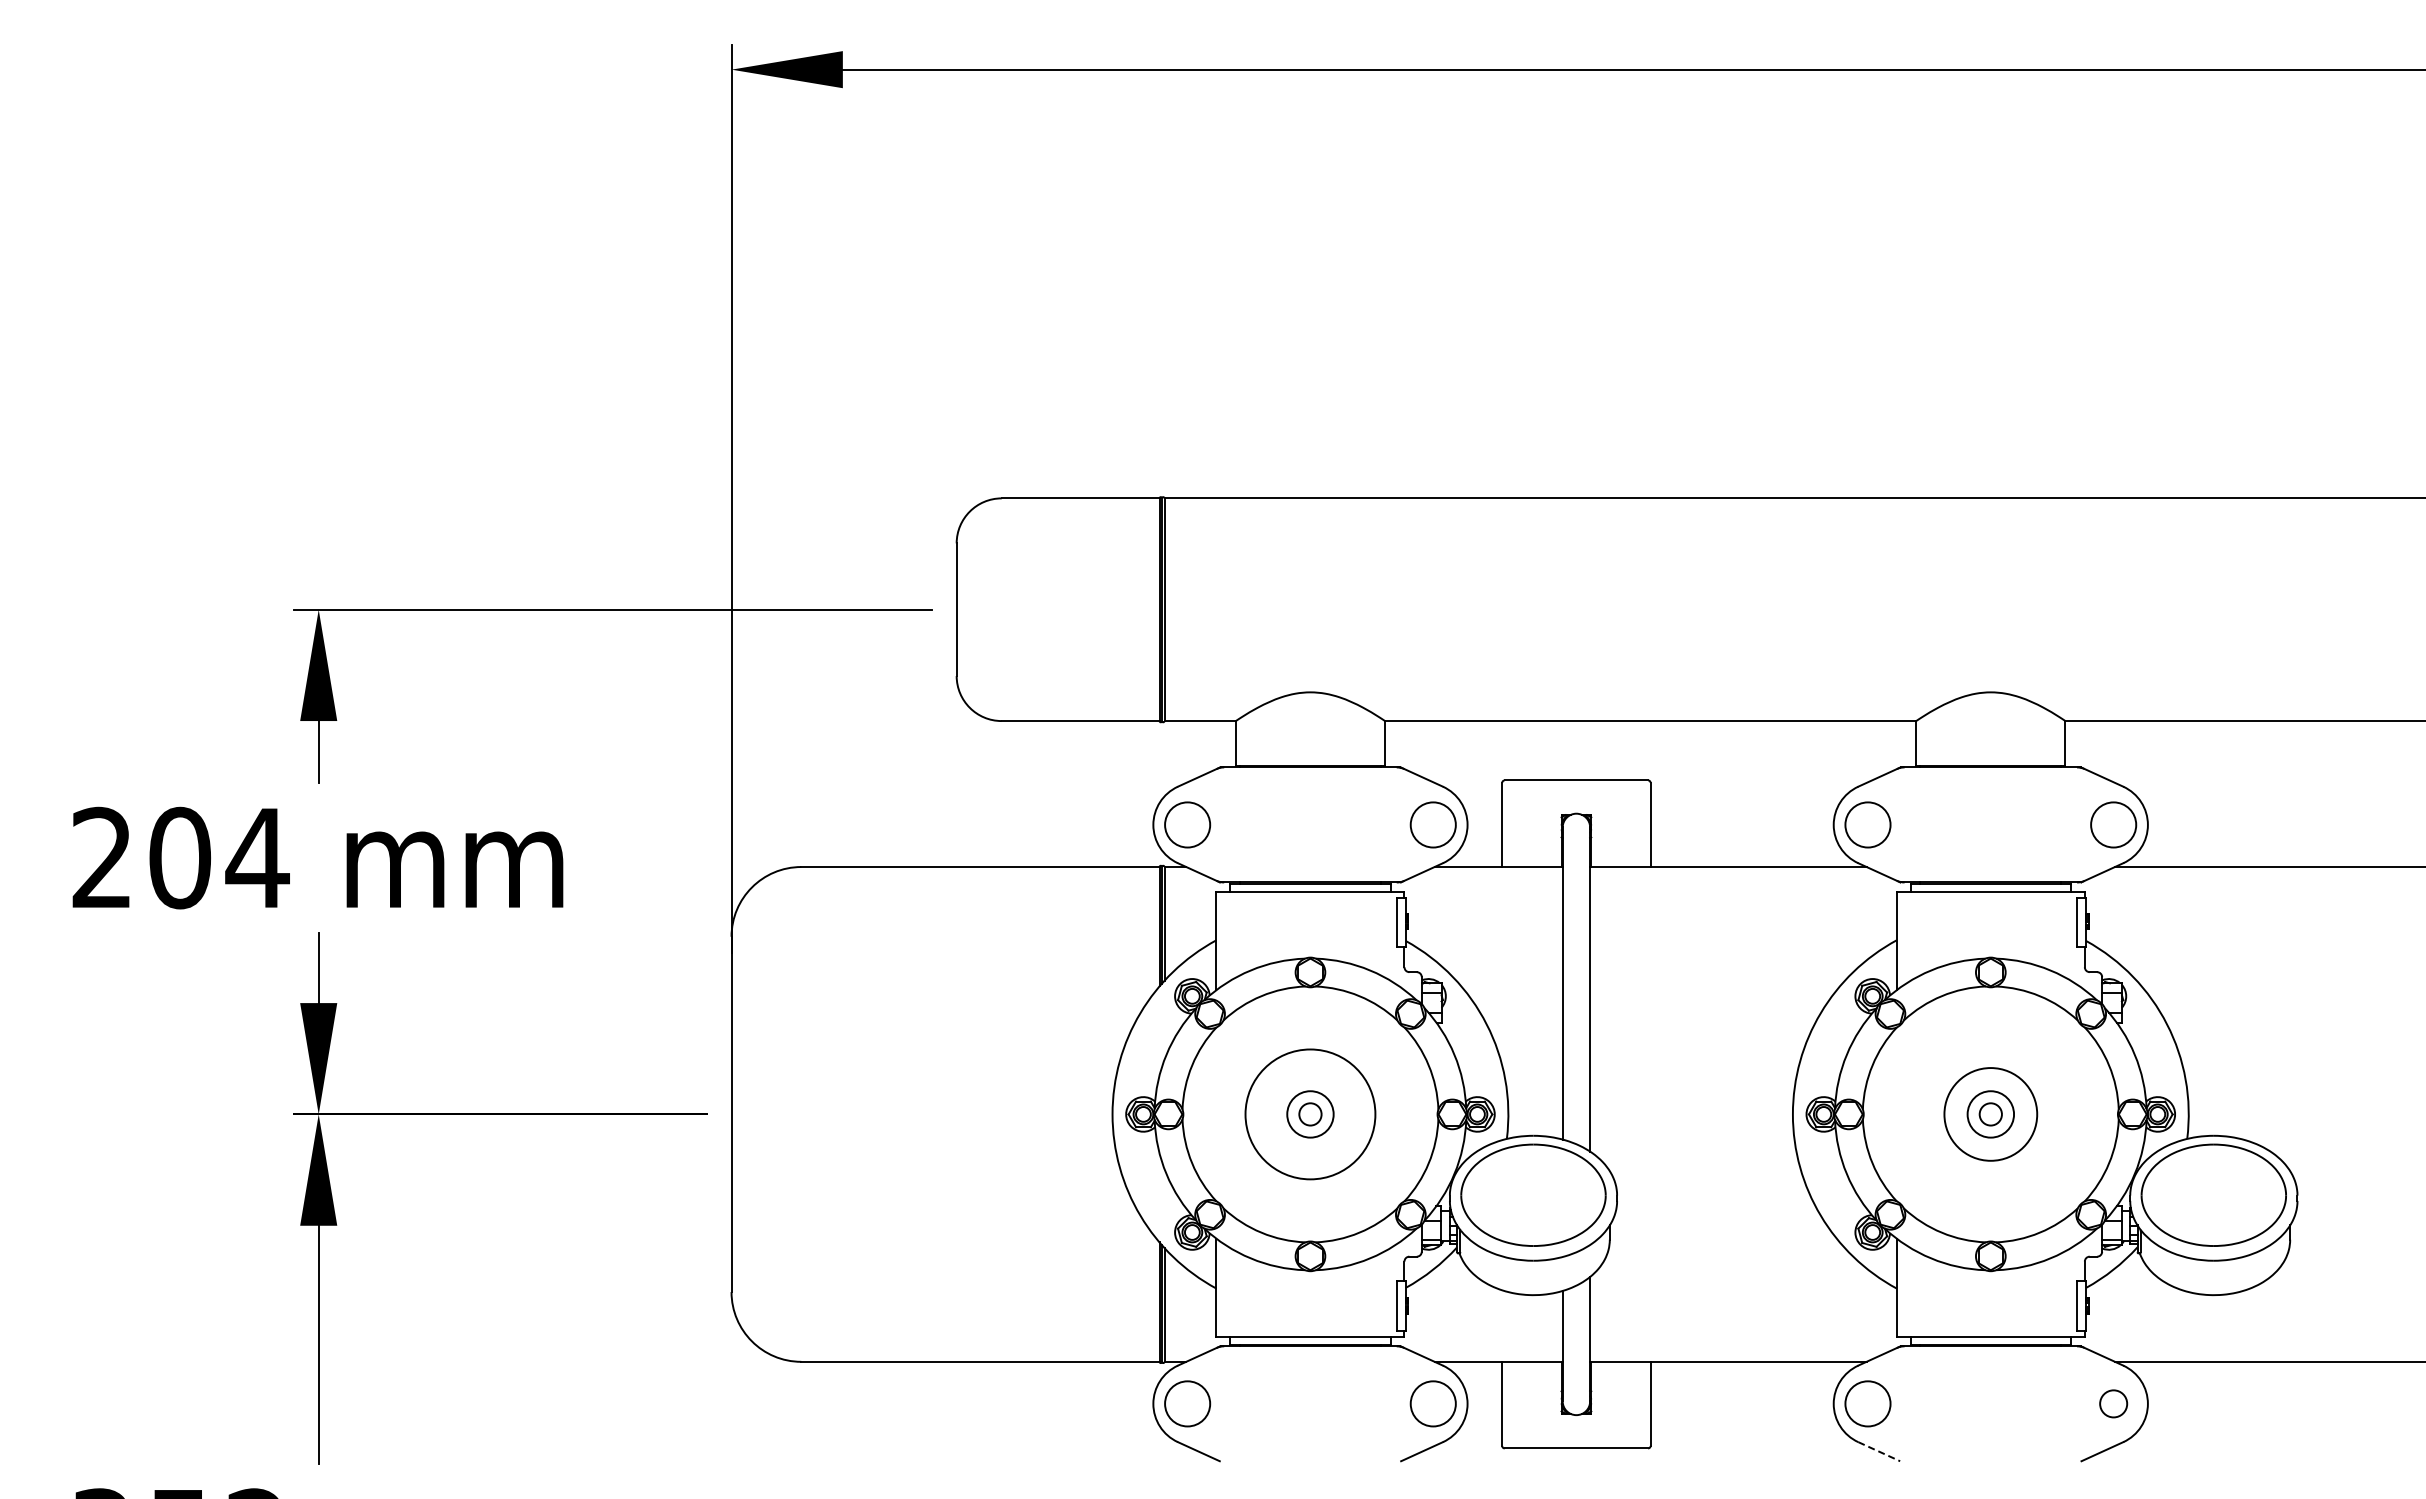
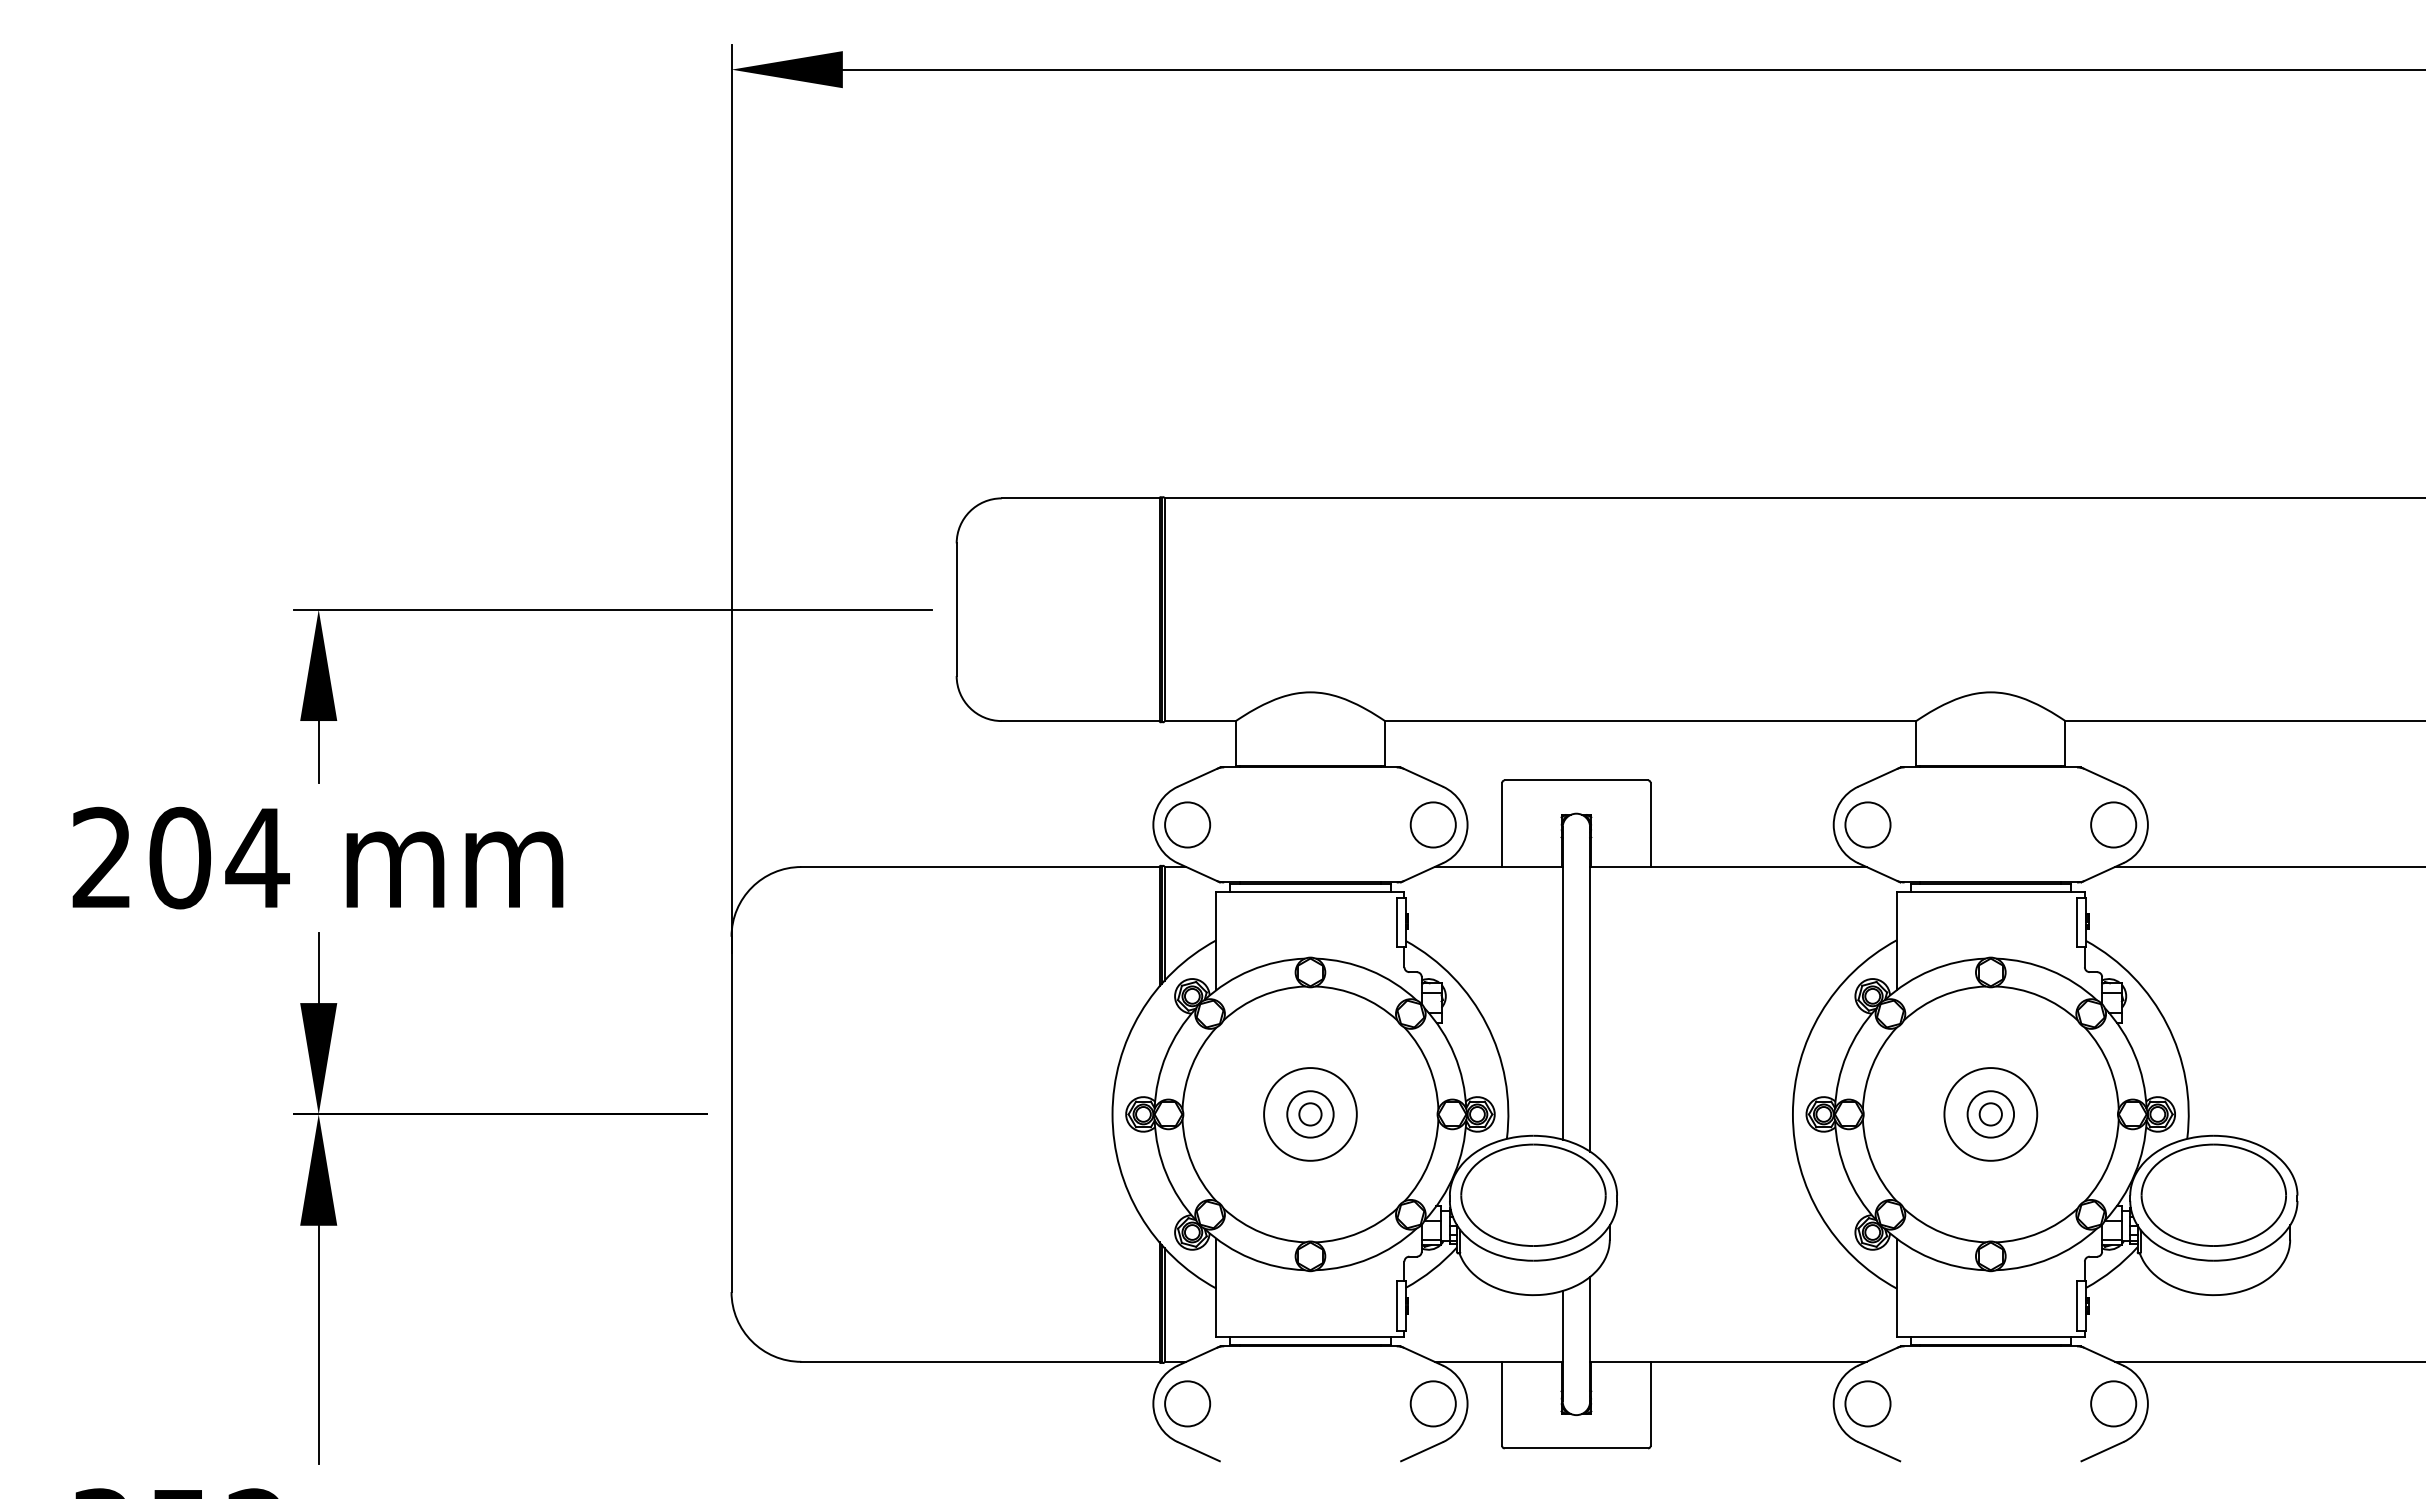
circle diameter: 130 px -> 93 px (1310, 1114)
circle diameter: 27 px -> 45 px (2113, 1403)
line: dashed -> solid (1879, 1451)
